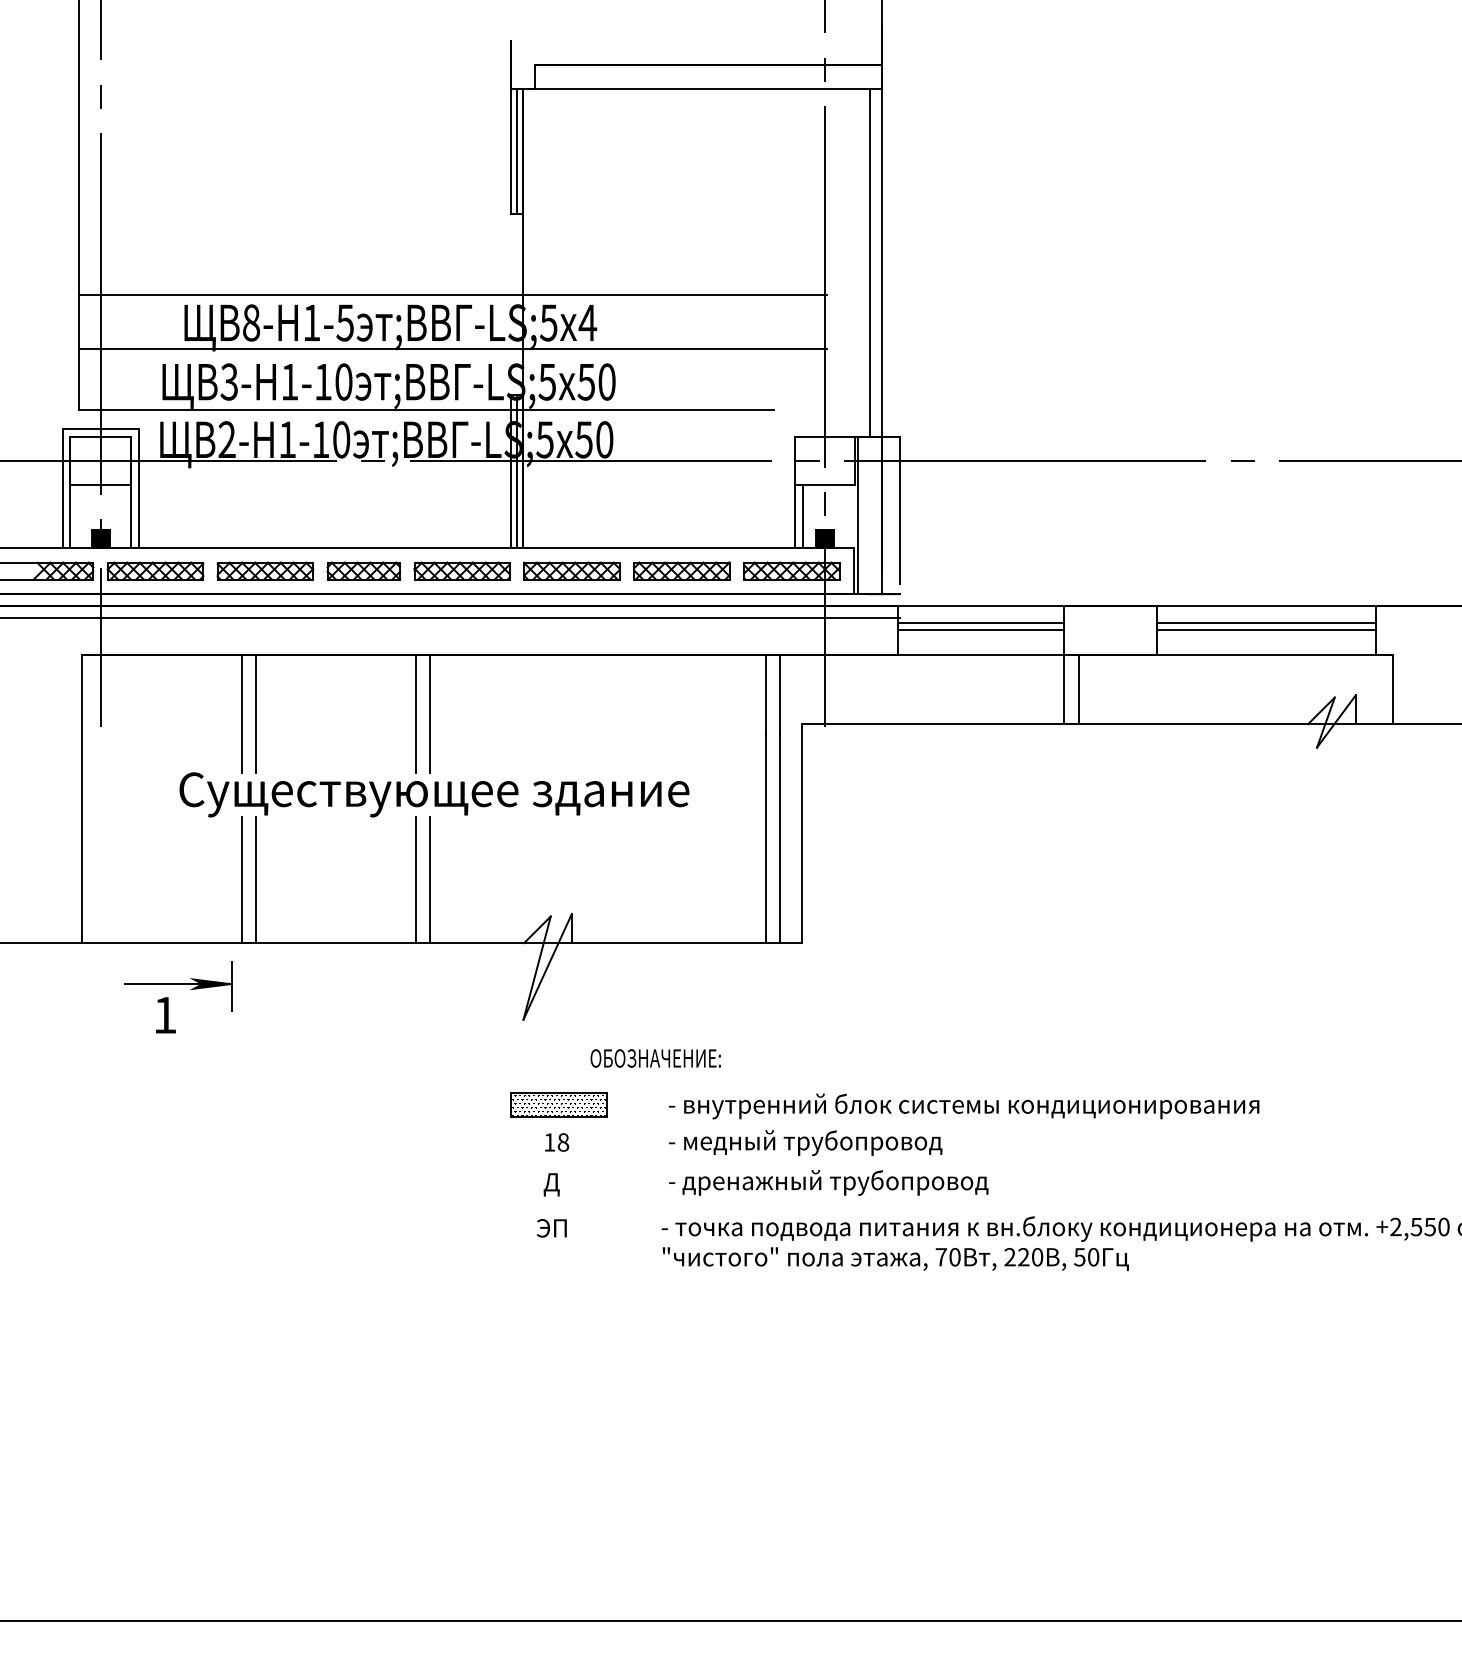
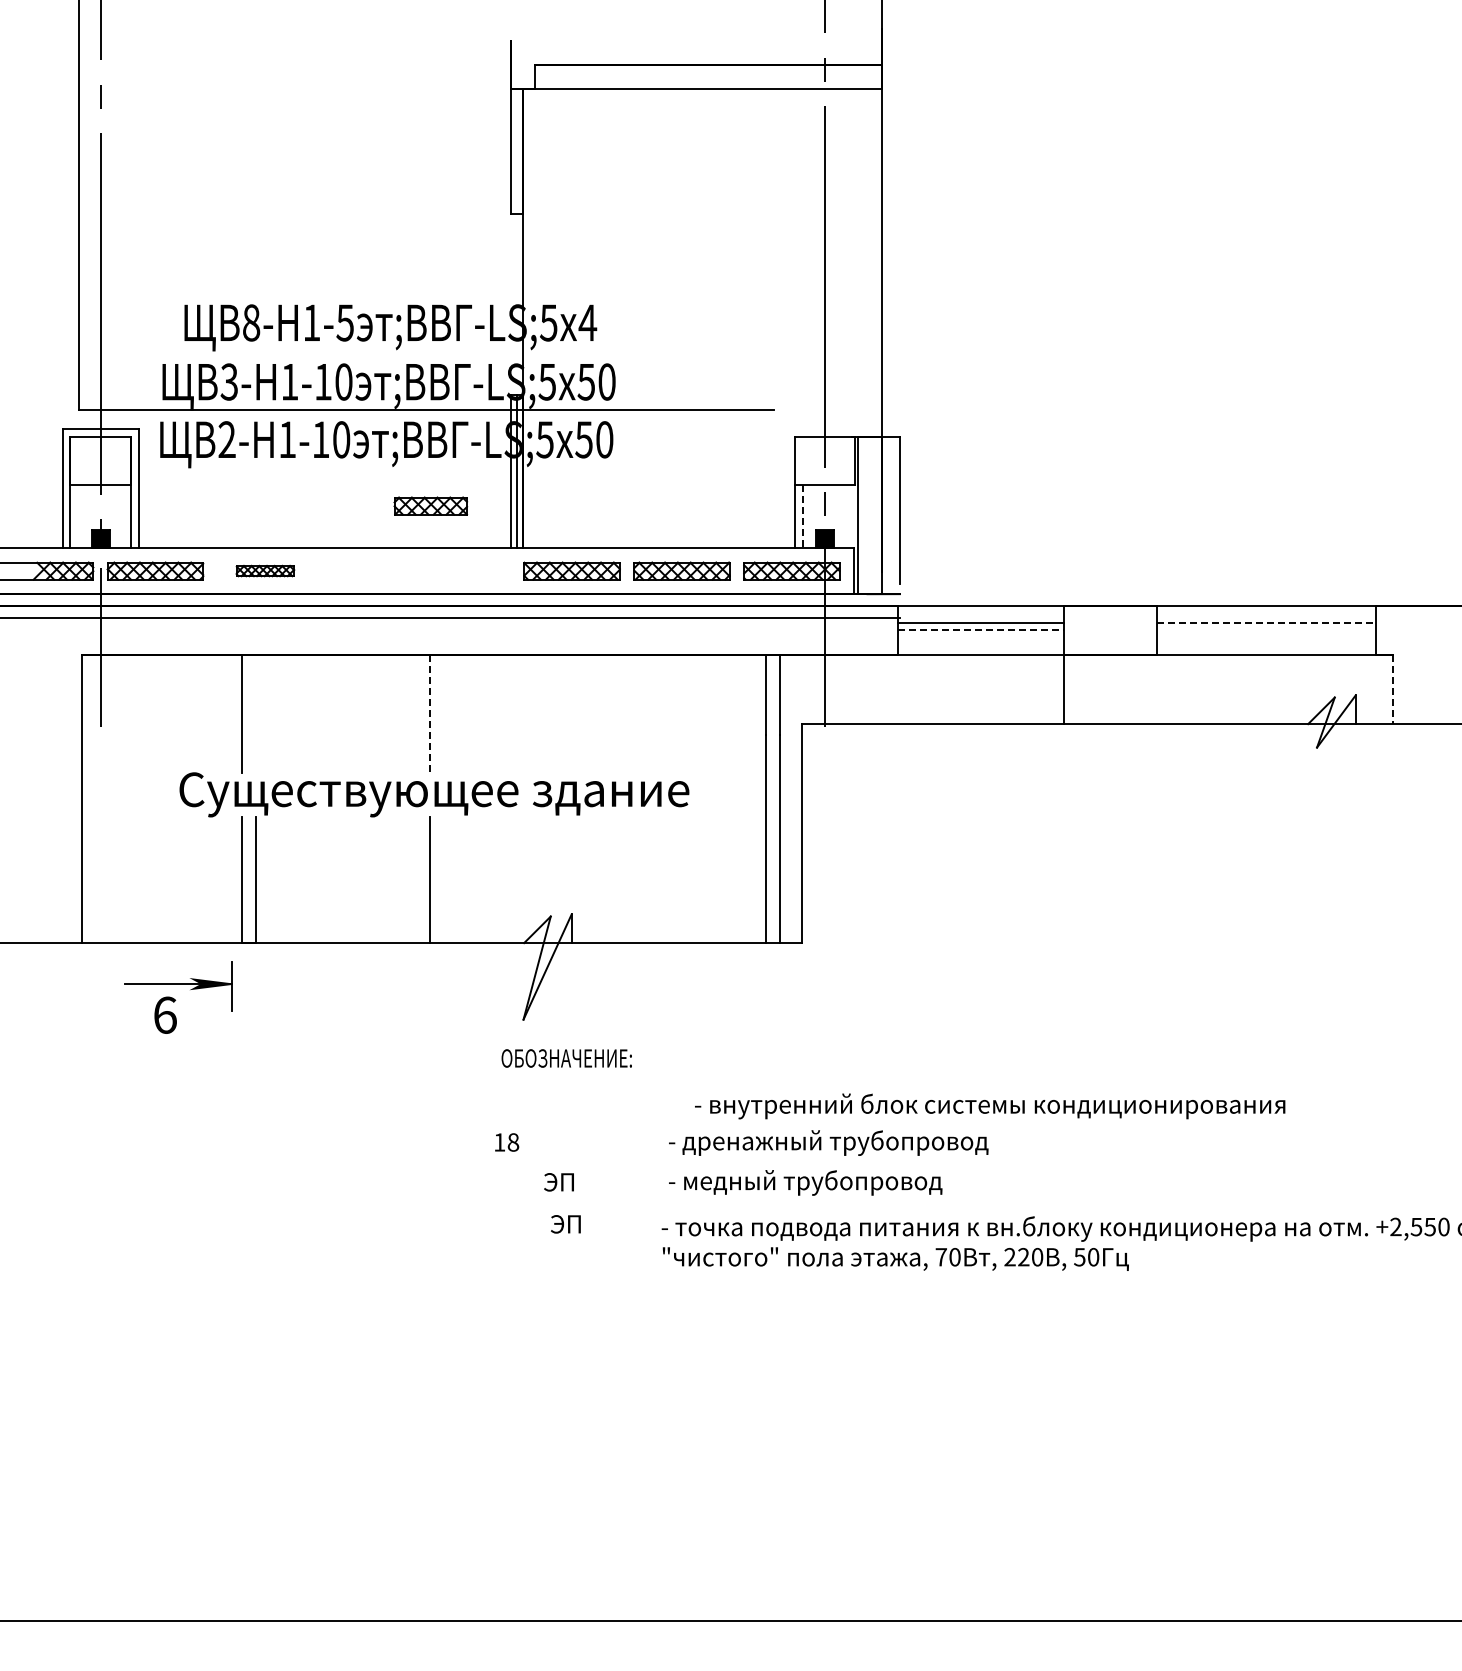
line: present -> none (517, 151)
line: present -> none (869, 263)
line: present -> none (453, 295)
line: present -> none (453, 349)
line: present -> none (730, 461)
line: solid -> dashed (802, 517)
part size: 99x20 px -> 61x14 px (265, 570)
part position: (363, 570) -> (430, 505) (430, 505)
part: present -> none (461, 570)
line: solid -> dashed (1266, 623)
line: solid -> dashed (981, 630)
line: present -> none (1266, 630)
line: present -> none (1078, 689)
line: solid -> dashed (1392, 689)
line: present -> none (256, 713)
line: present -> none (415, 713)
line: solid -> dashed (430, 714)
line: present -> none (415, 879)
text: 1 -> 6 (165, 1014)
text position: (655, 1058) -> (566, 1058) (566, 1058)
part: present -> none (558, 1104)
text position: (964, 1106) -> (990, 1106) (990, 1106)
text position: (557, 1142) -> (507, 1142) (507, 1142)
text: - медный трубопровод -> - дренажный трубопровод (835, 1142)
text: - дренажный трубопровод -> - медный трубопровод (835, 1182)
text: Д -> ЭП (558, 1184)
text position: (551, 1228) -> (565, 1224) (565, 1224)
